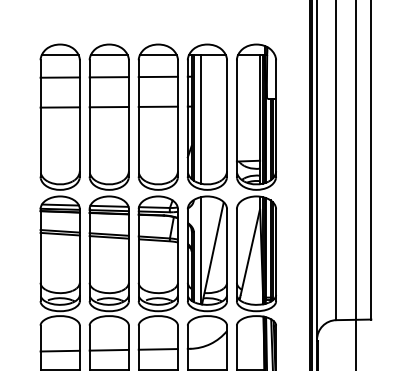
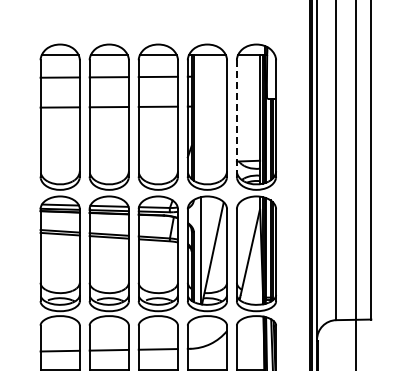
line: solid -> dashed (236, 118)
line: present -> none (200, 119)
